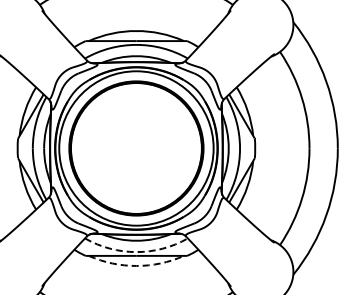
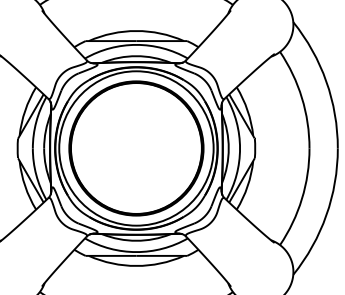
arc: dashed -> solid (136, 252)
arc: dashed -> solid (136, 265)
